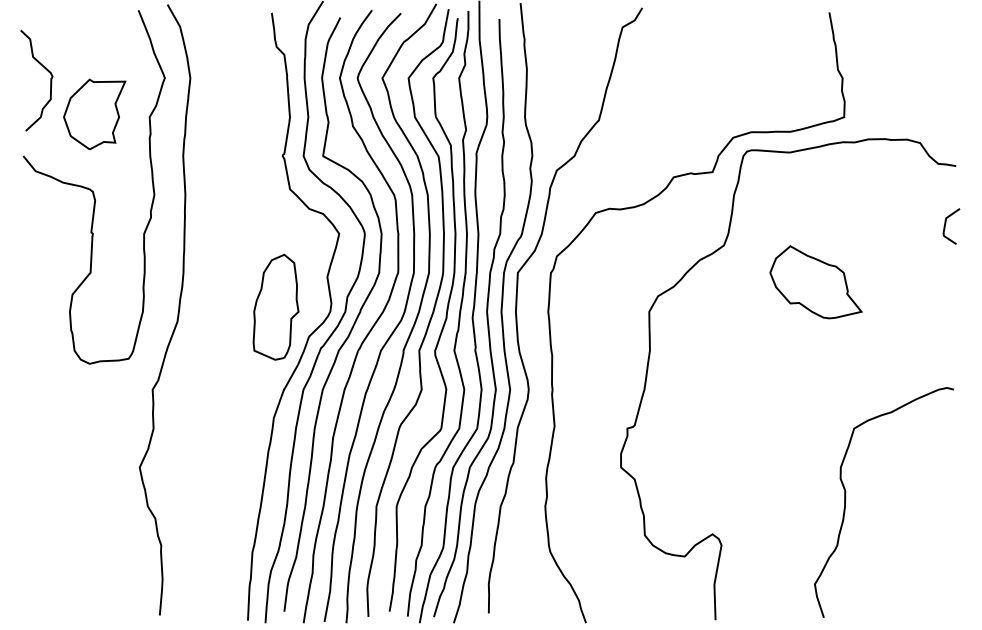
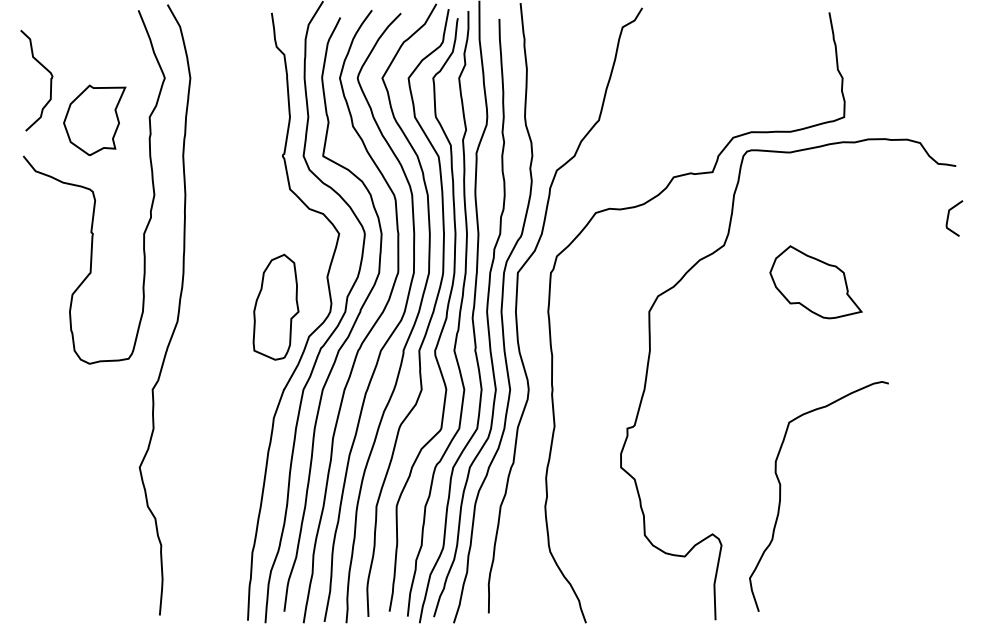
part position: (94, 114) -> (94, 120) (94, 120)
curve position: (946, 223) -> (949, 215) (949, 215)
curve position: (846, 496) -> (781, 490) (781, 490)
